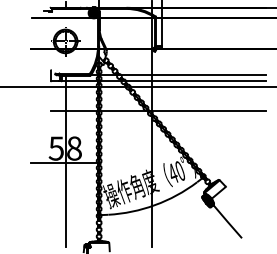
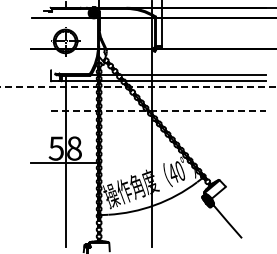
line: solid -> dashed (139, 86)
line: solid -> dashed (159, 111)
